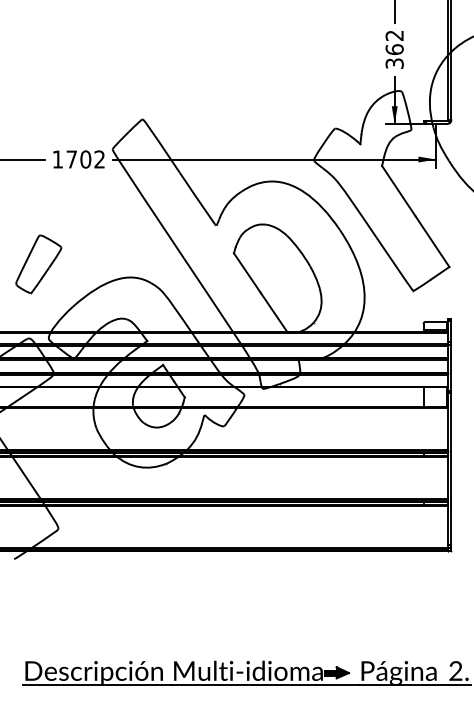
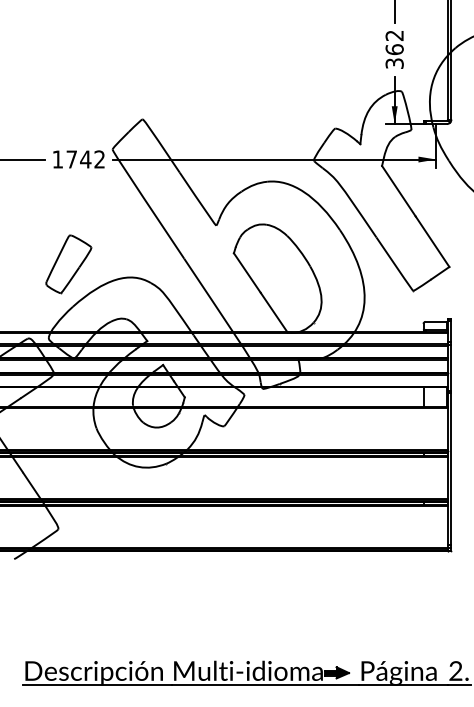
text: 1702 -> 1742 (85, 159)
part position: (38, 264) -> (68, 264) (68, 264)
